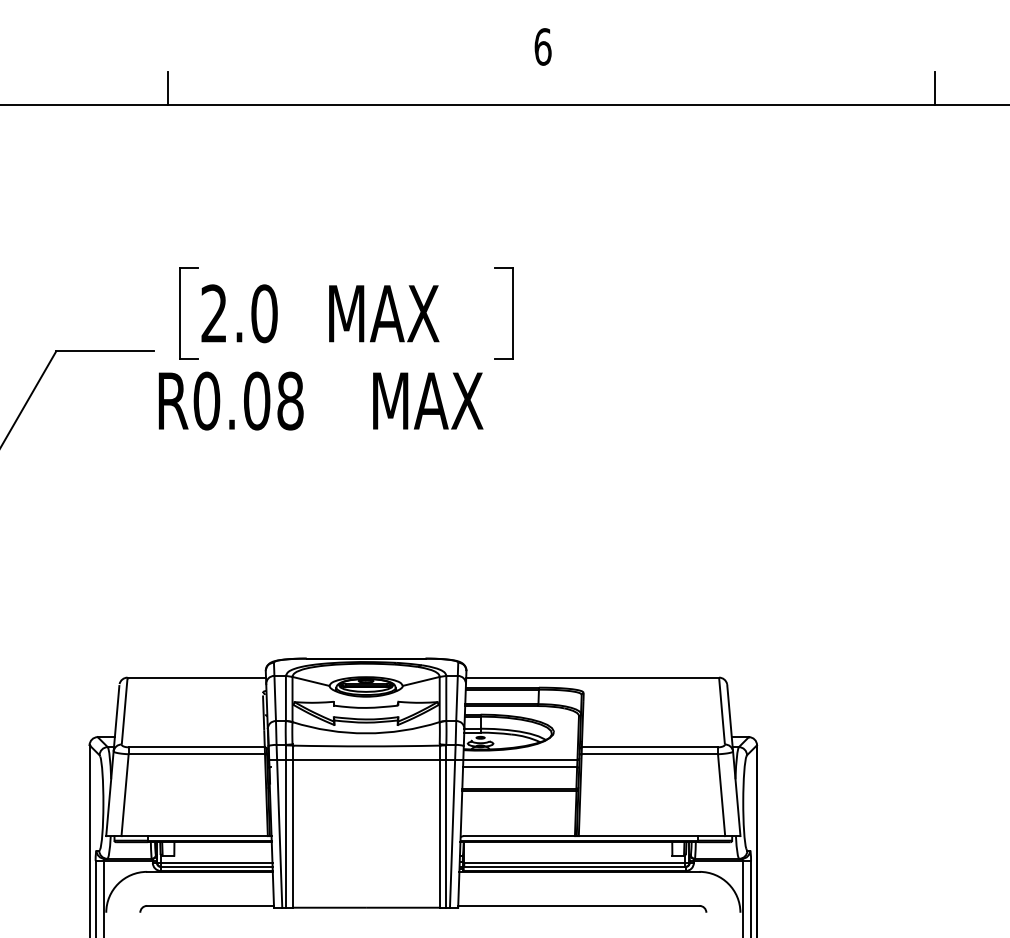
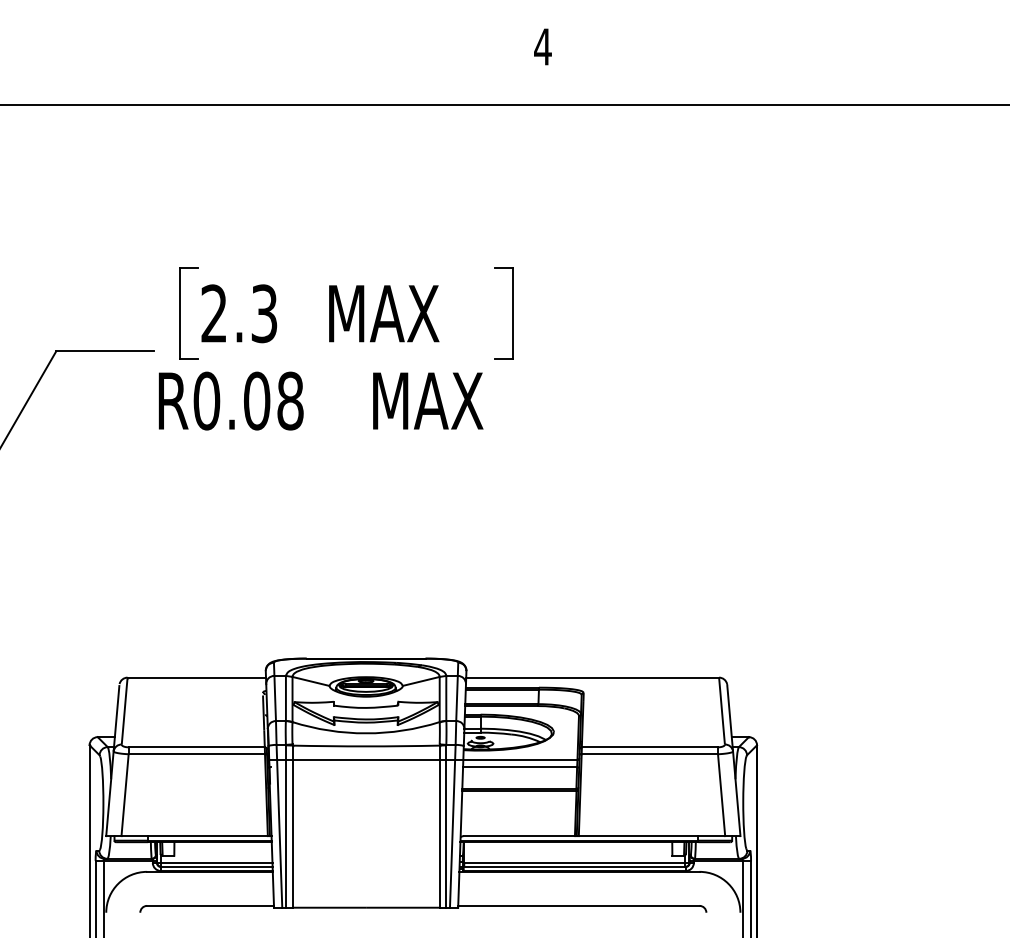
text: 6 -> 4 (542, 46)
line: present -> none (167, 87)
line: present -> none (935, 87)
text: 2.0 -> 2.3 (264, 313)
